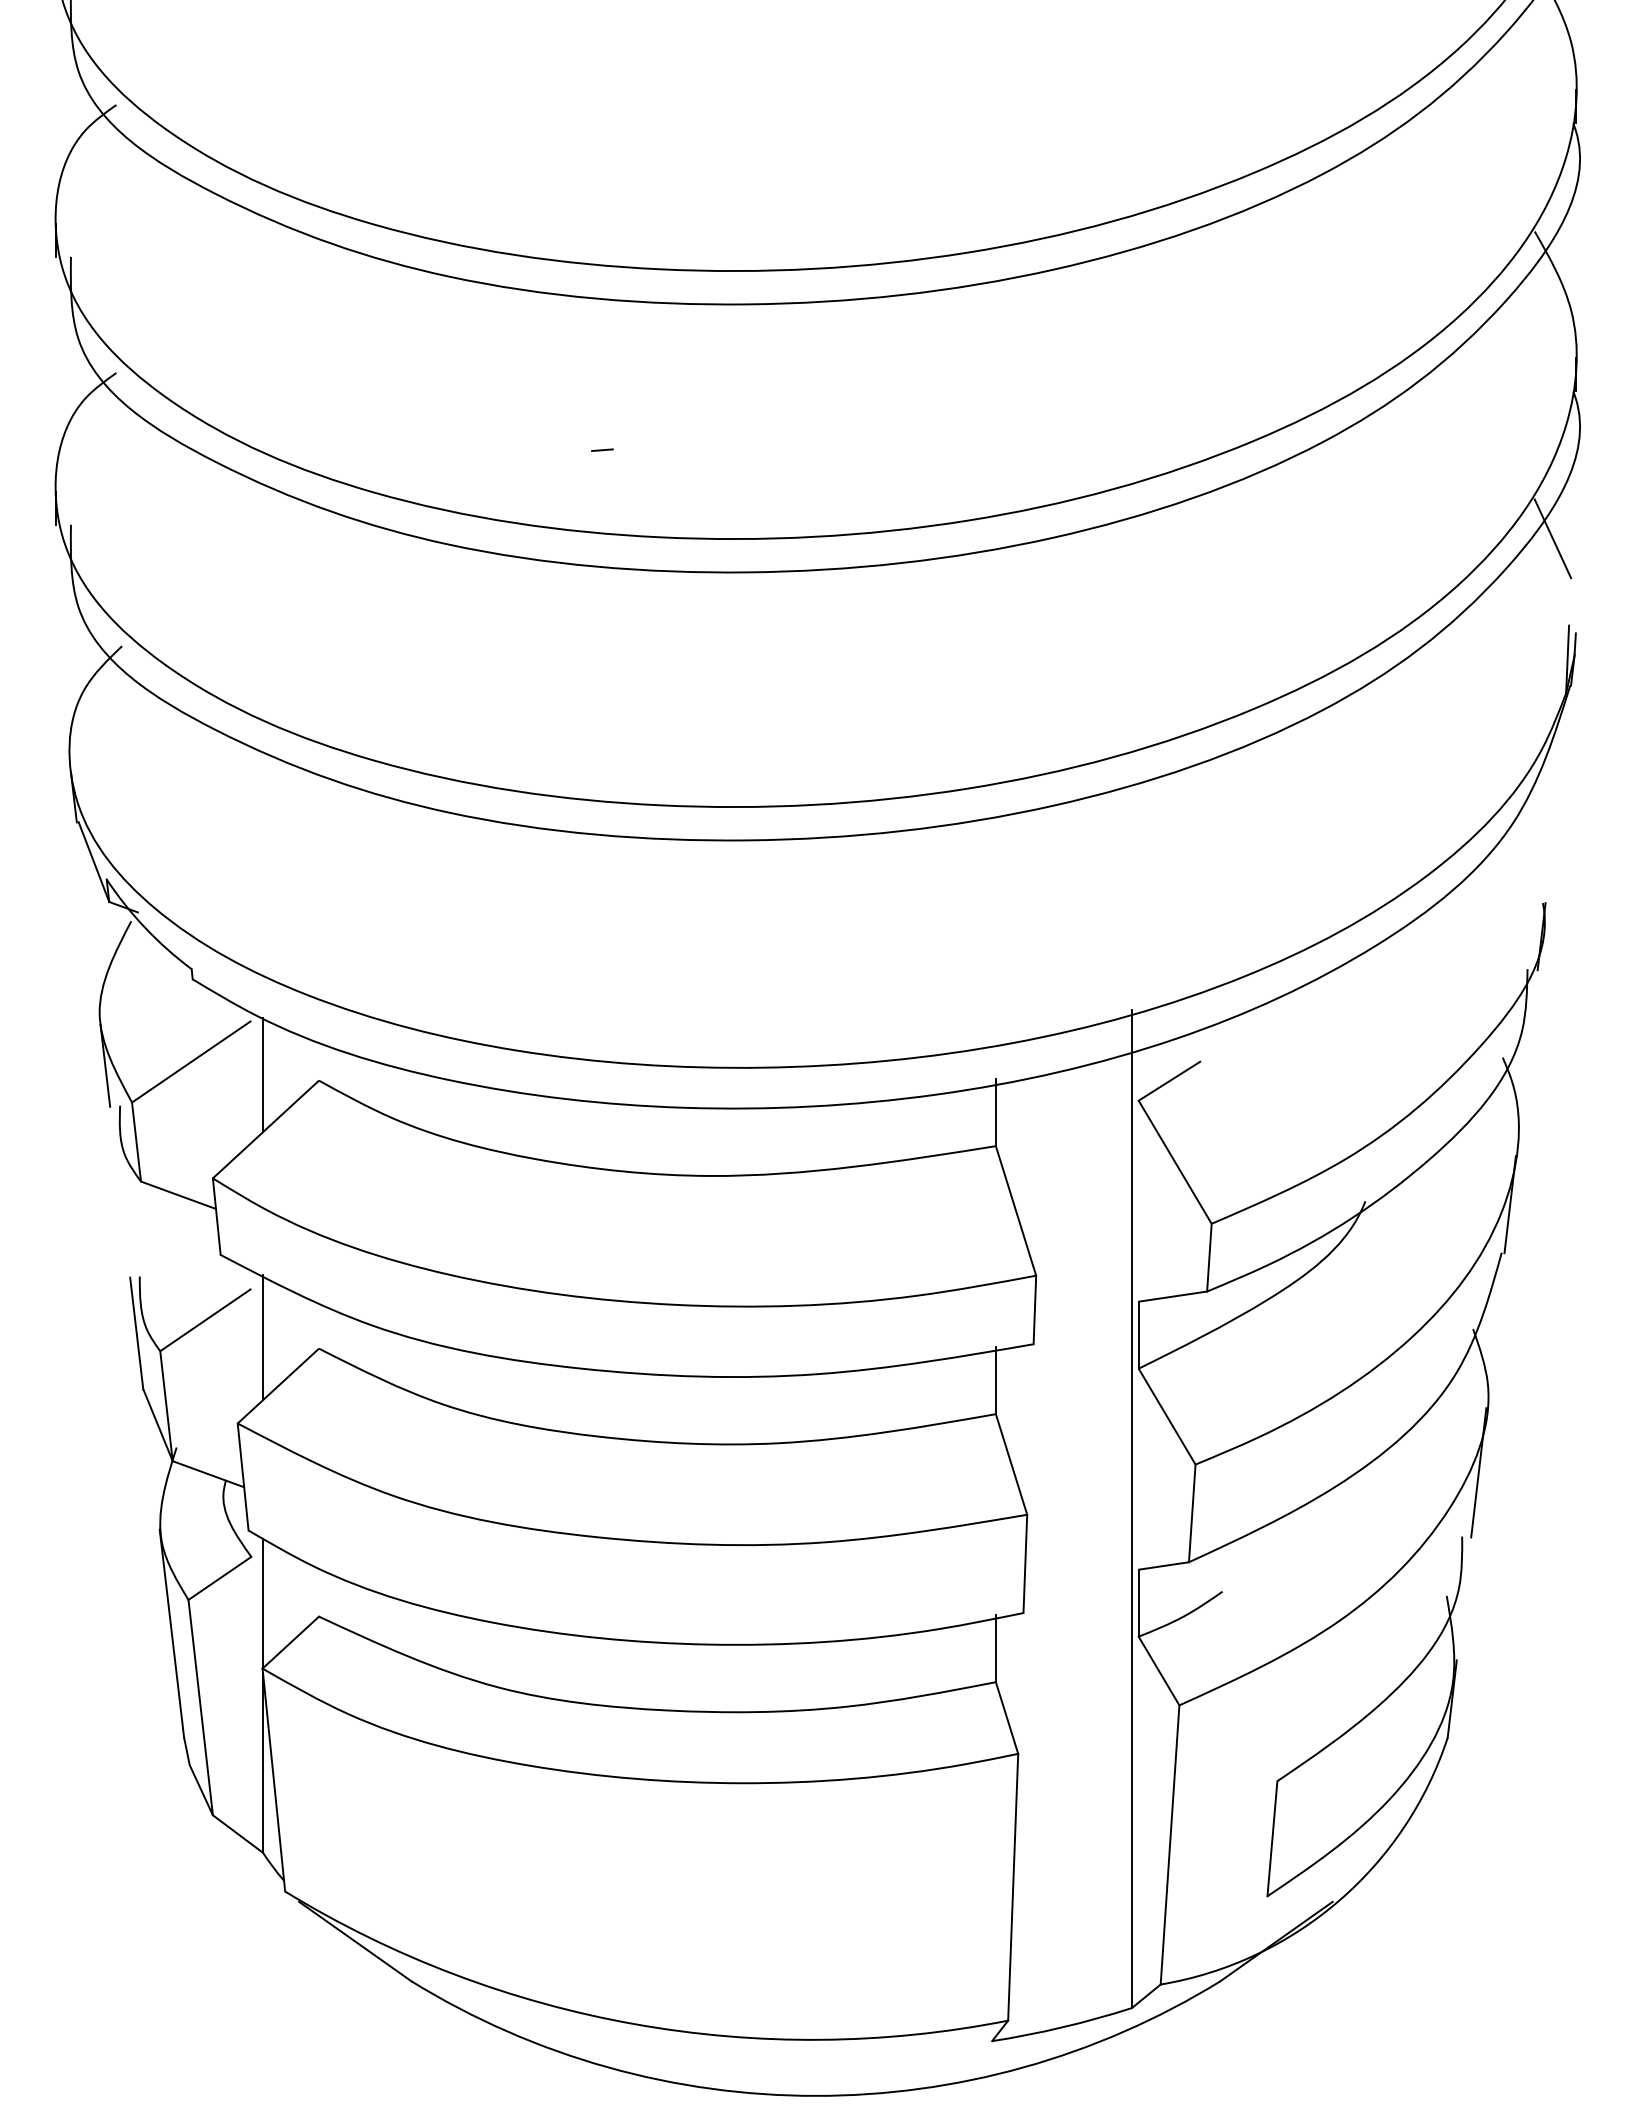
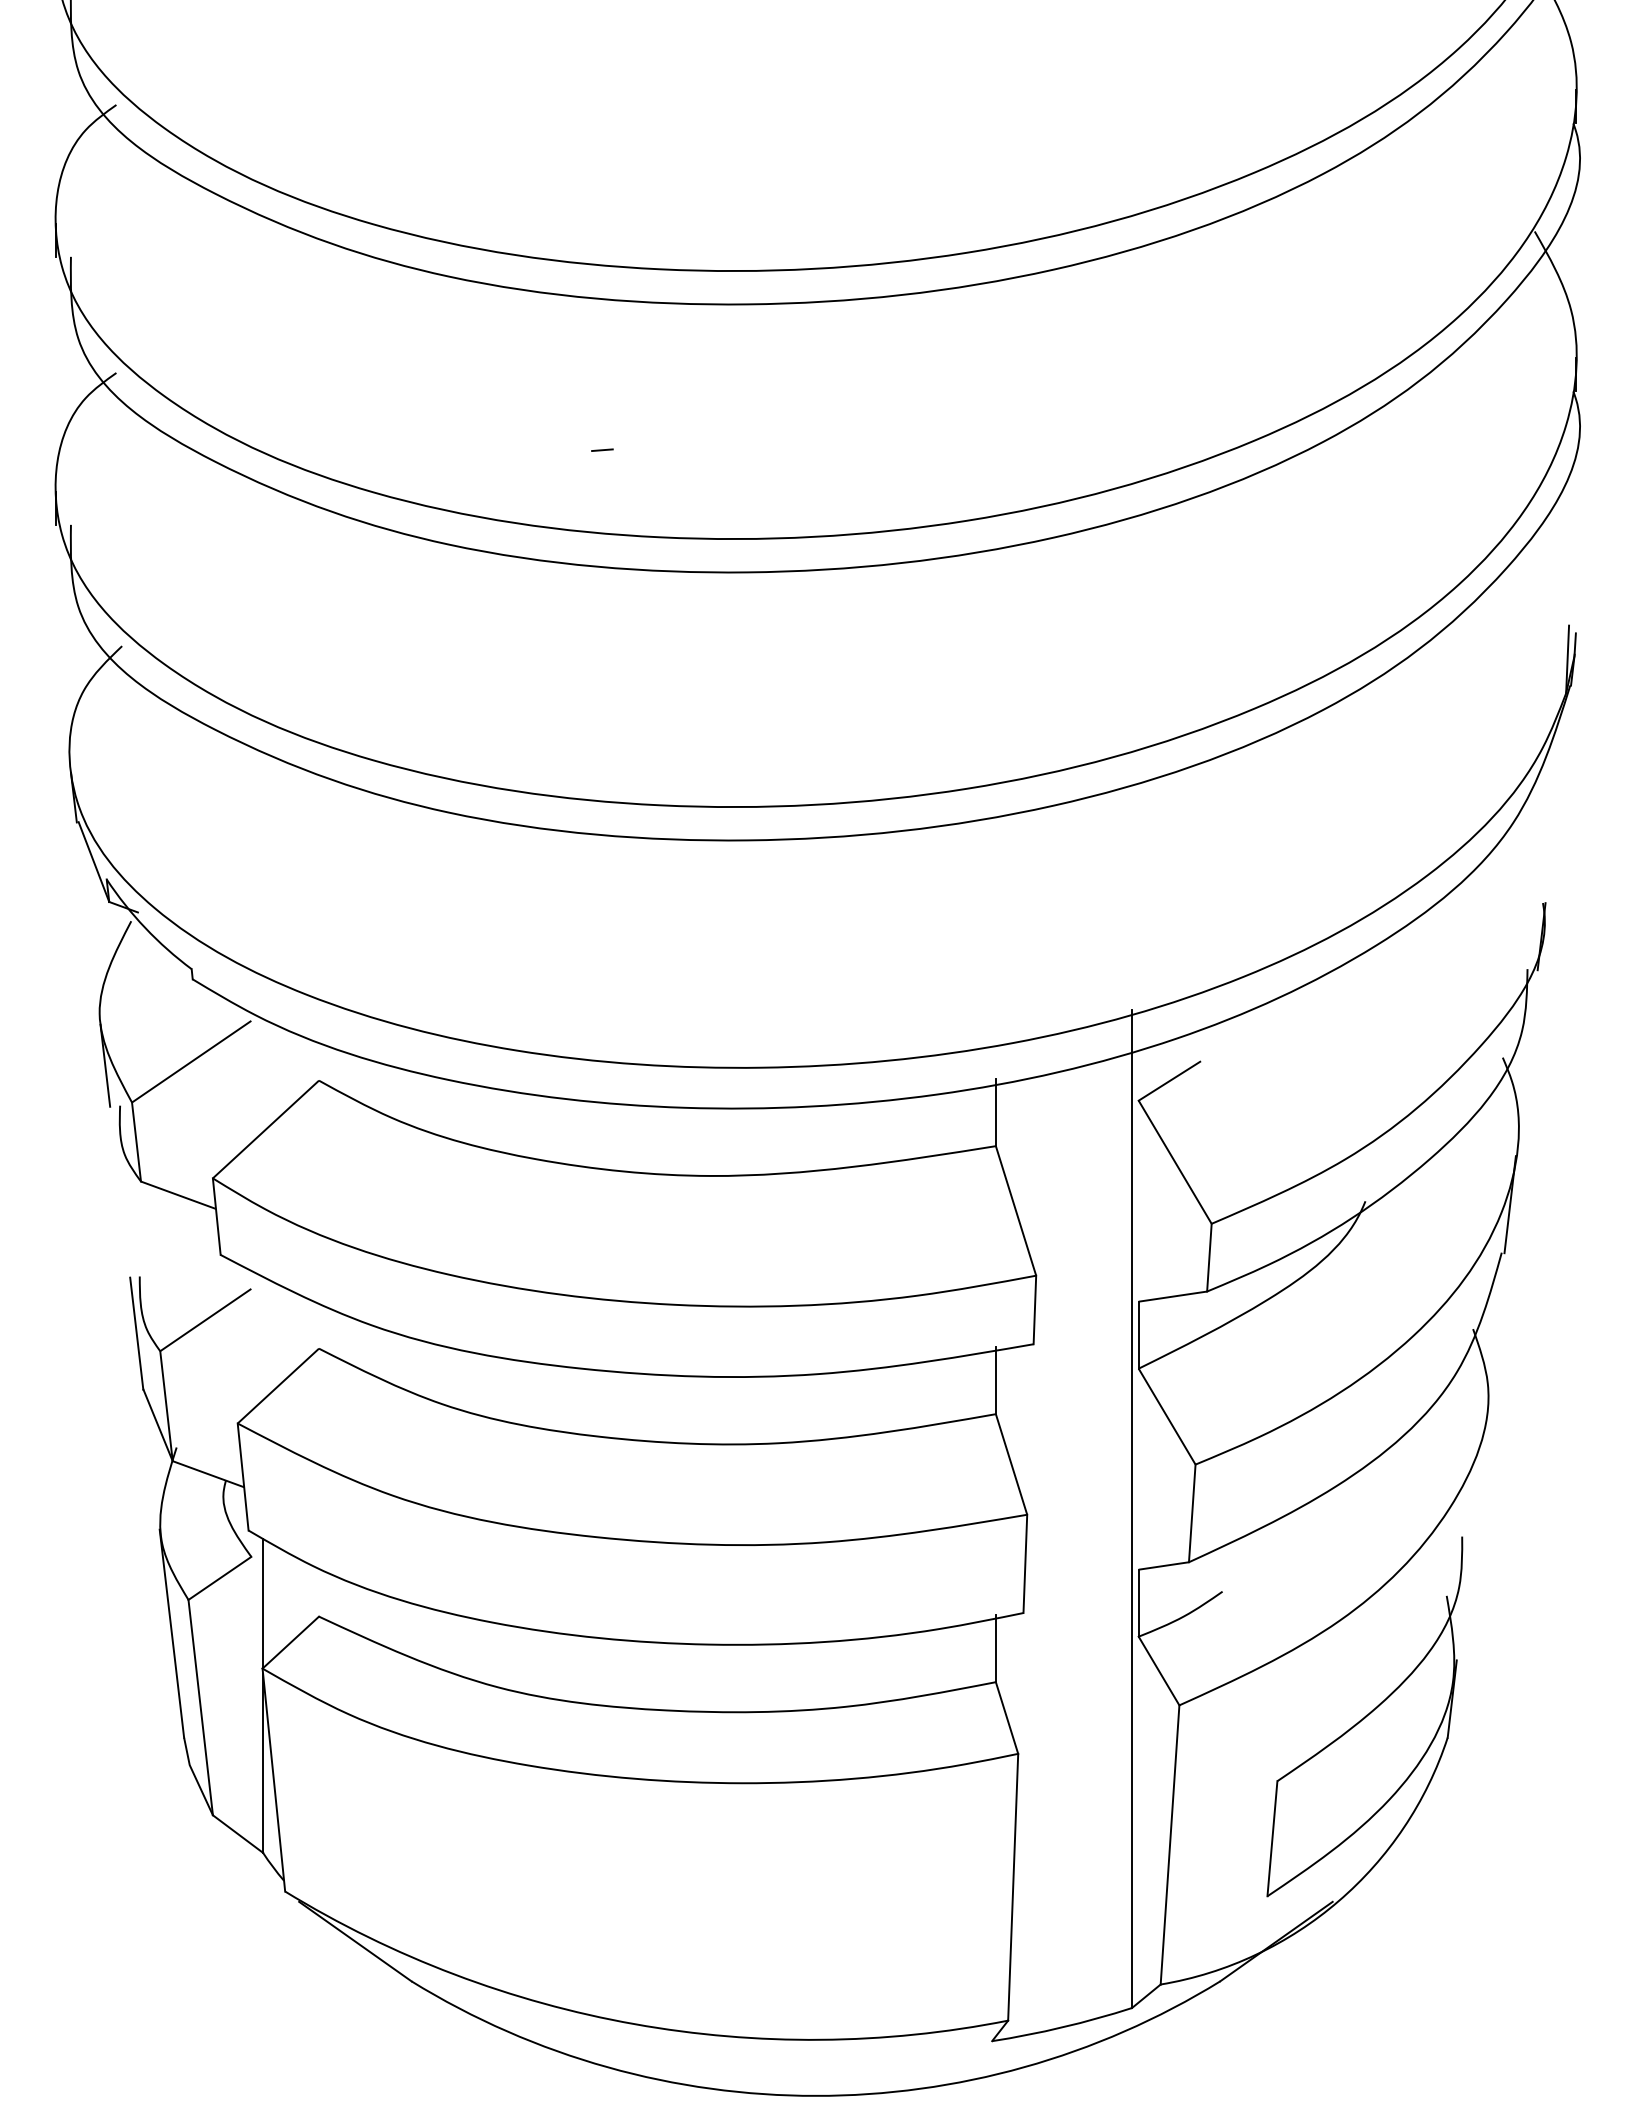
line: present -> none (1552, 538)
line: present -> none (263, 1074)
line: present -> none (263, 1337)
line: present -> none (1478, 1472)
